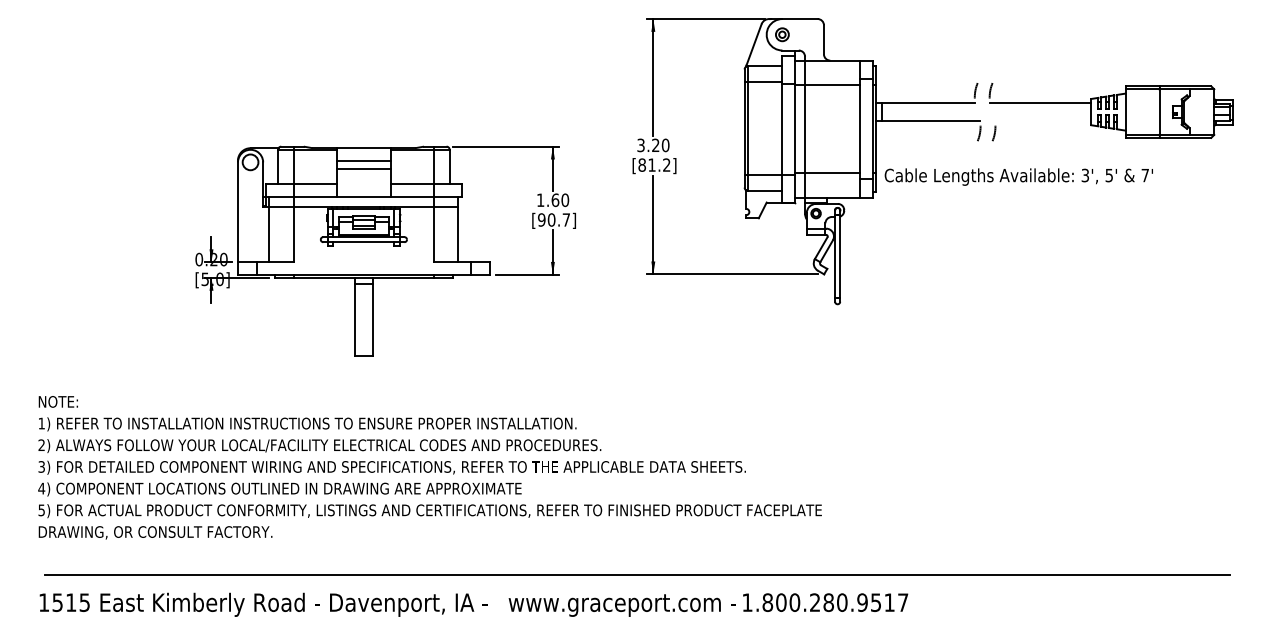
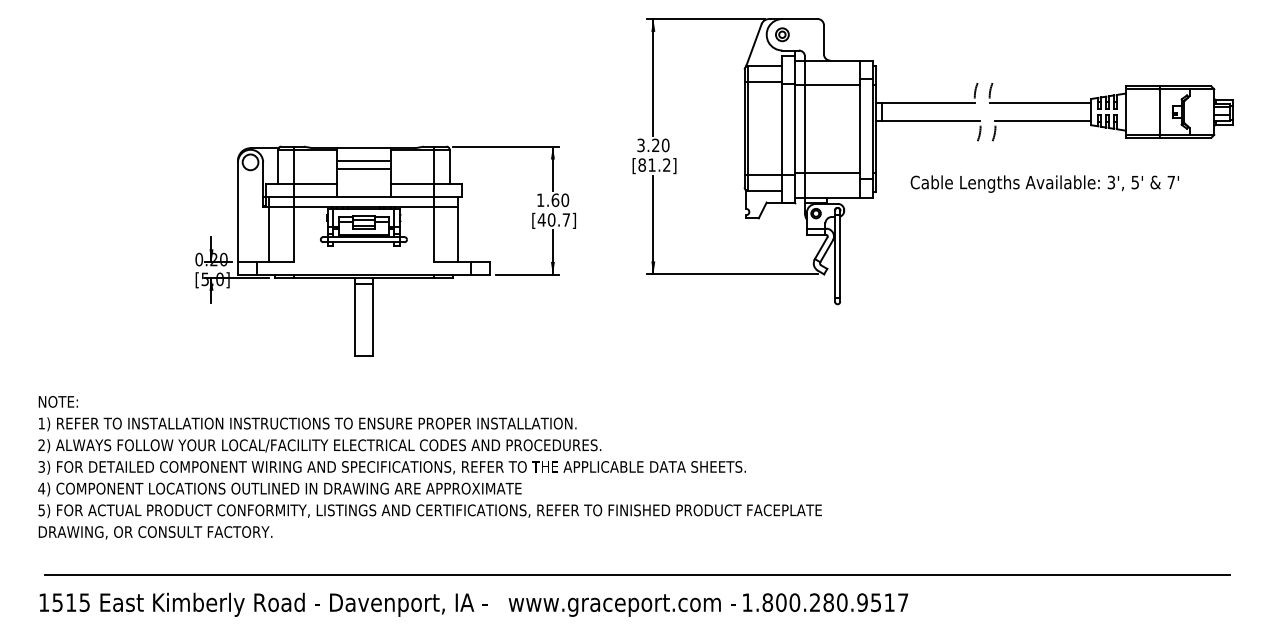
line: none -> present (1043, 121)
text position: (1018, 176) -> (1044, 183) (1044, 183)
text: [90.7] -> [40.7] (541, 219)
